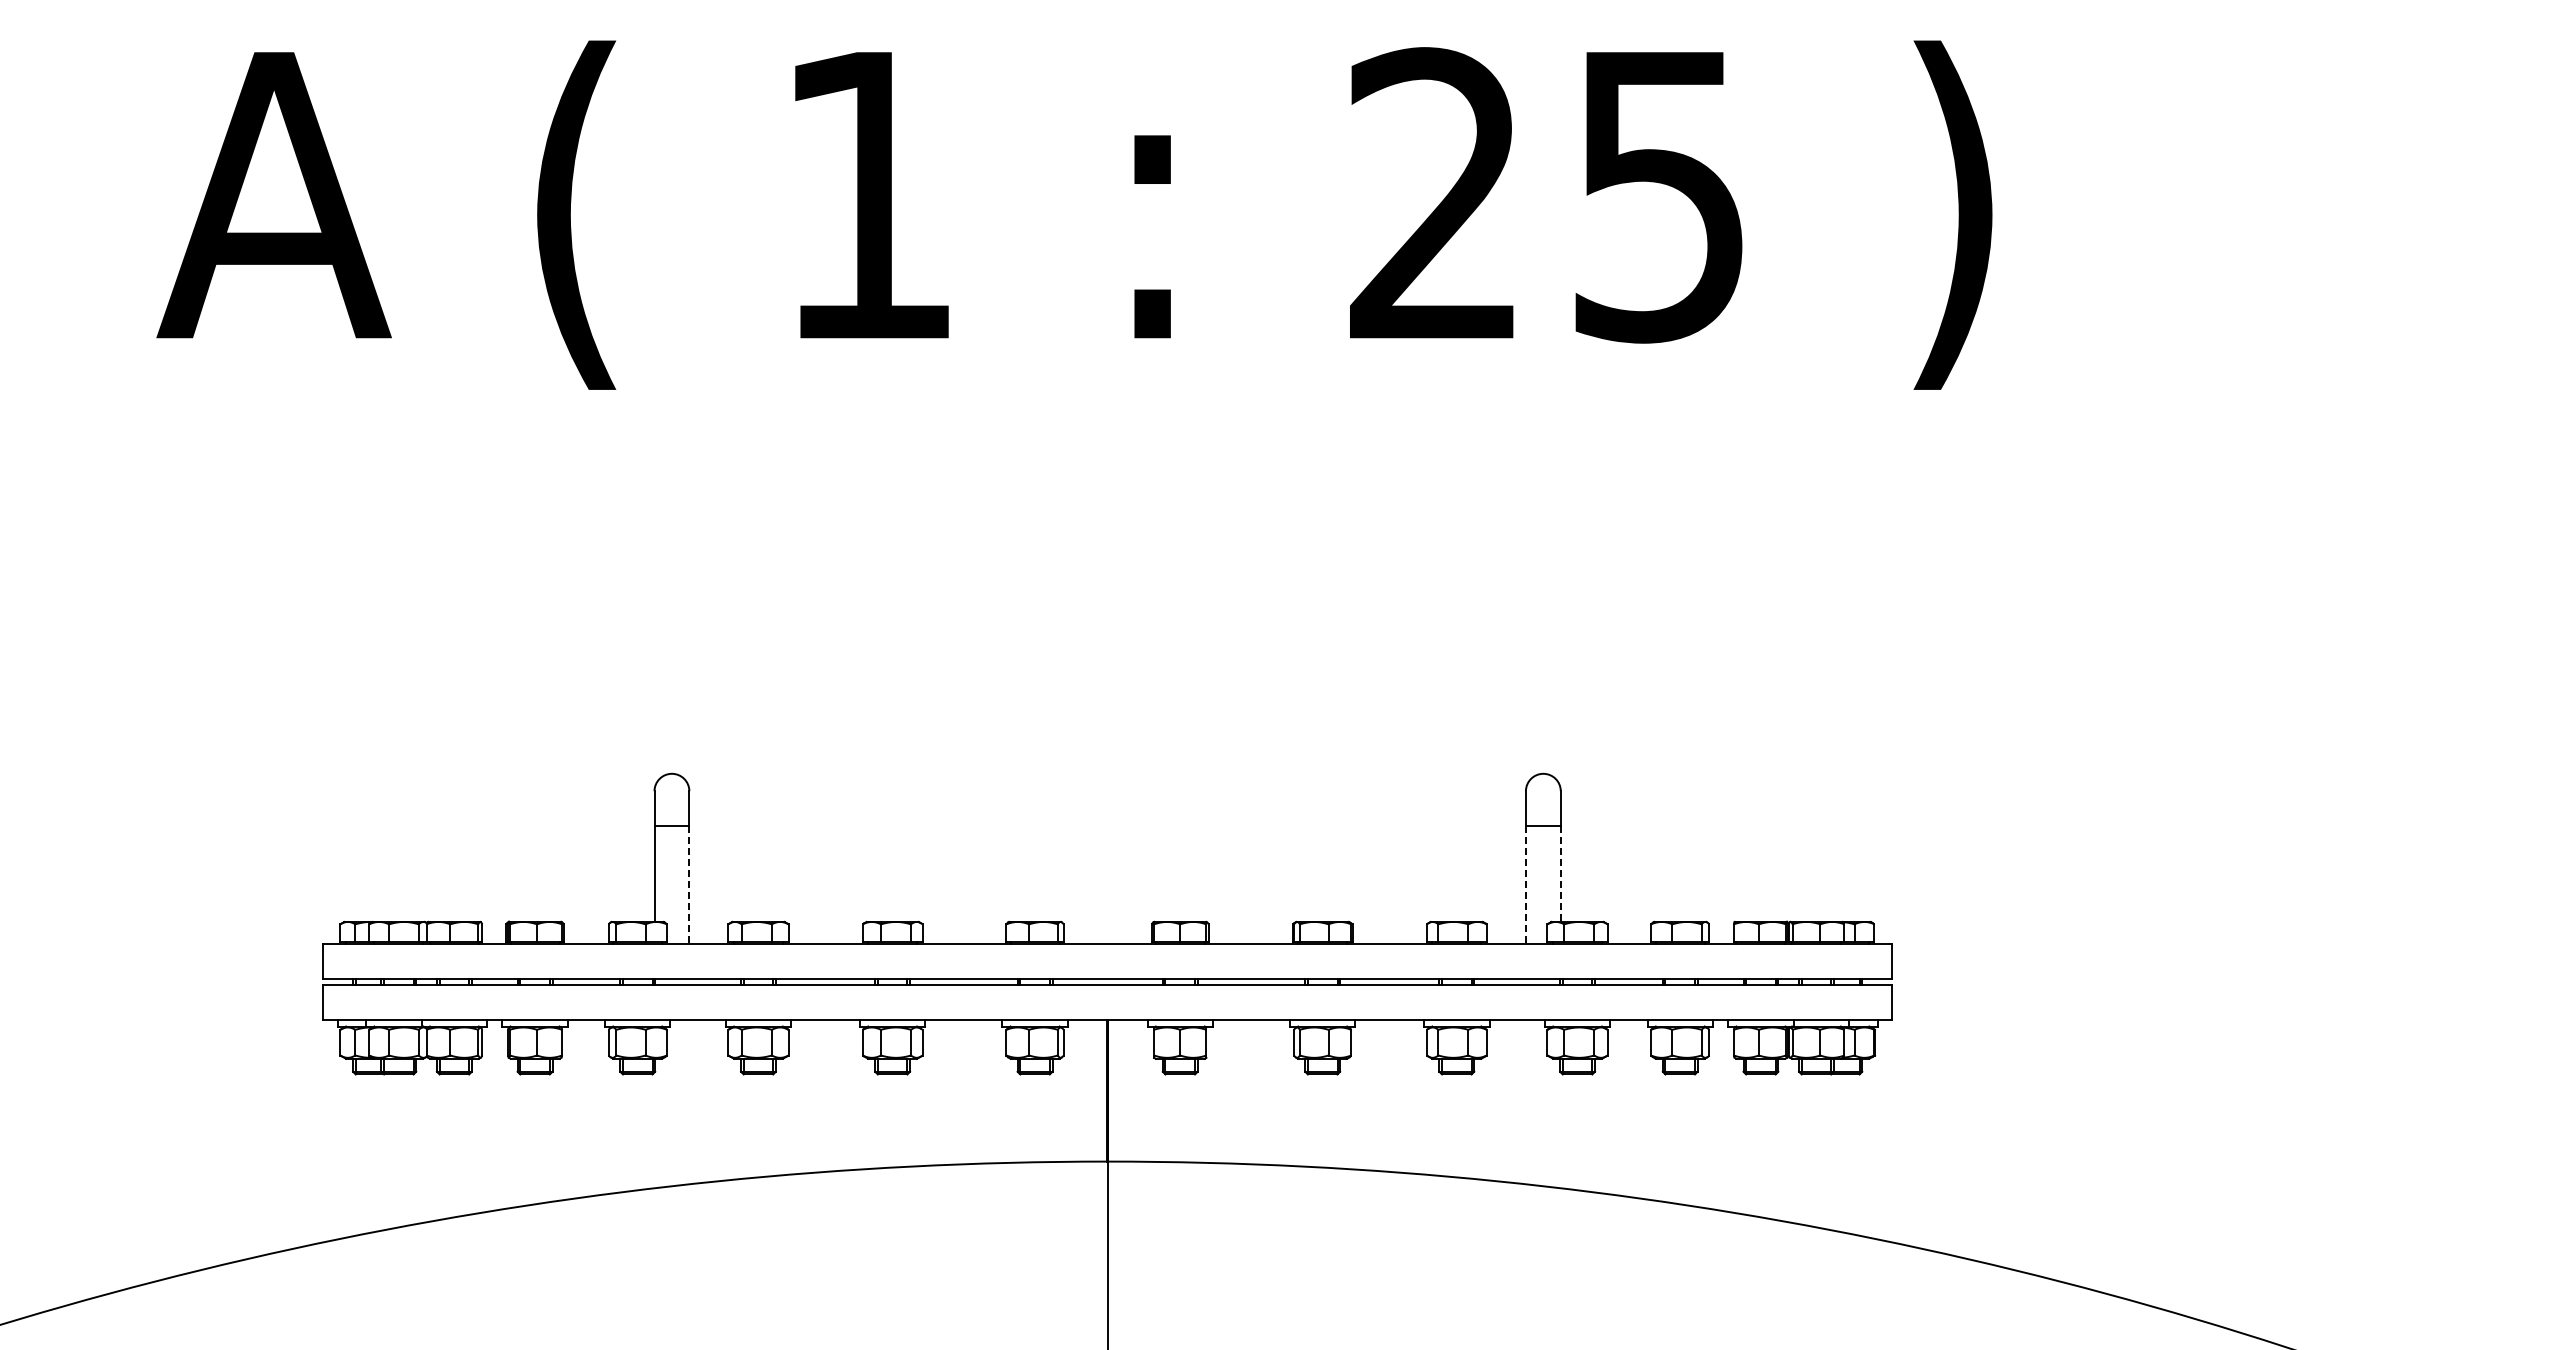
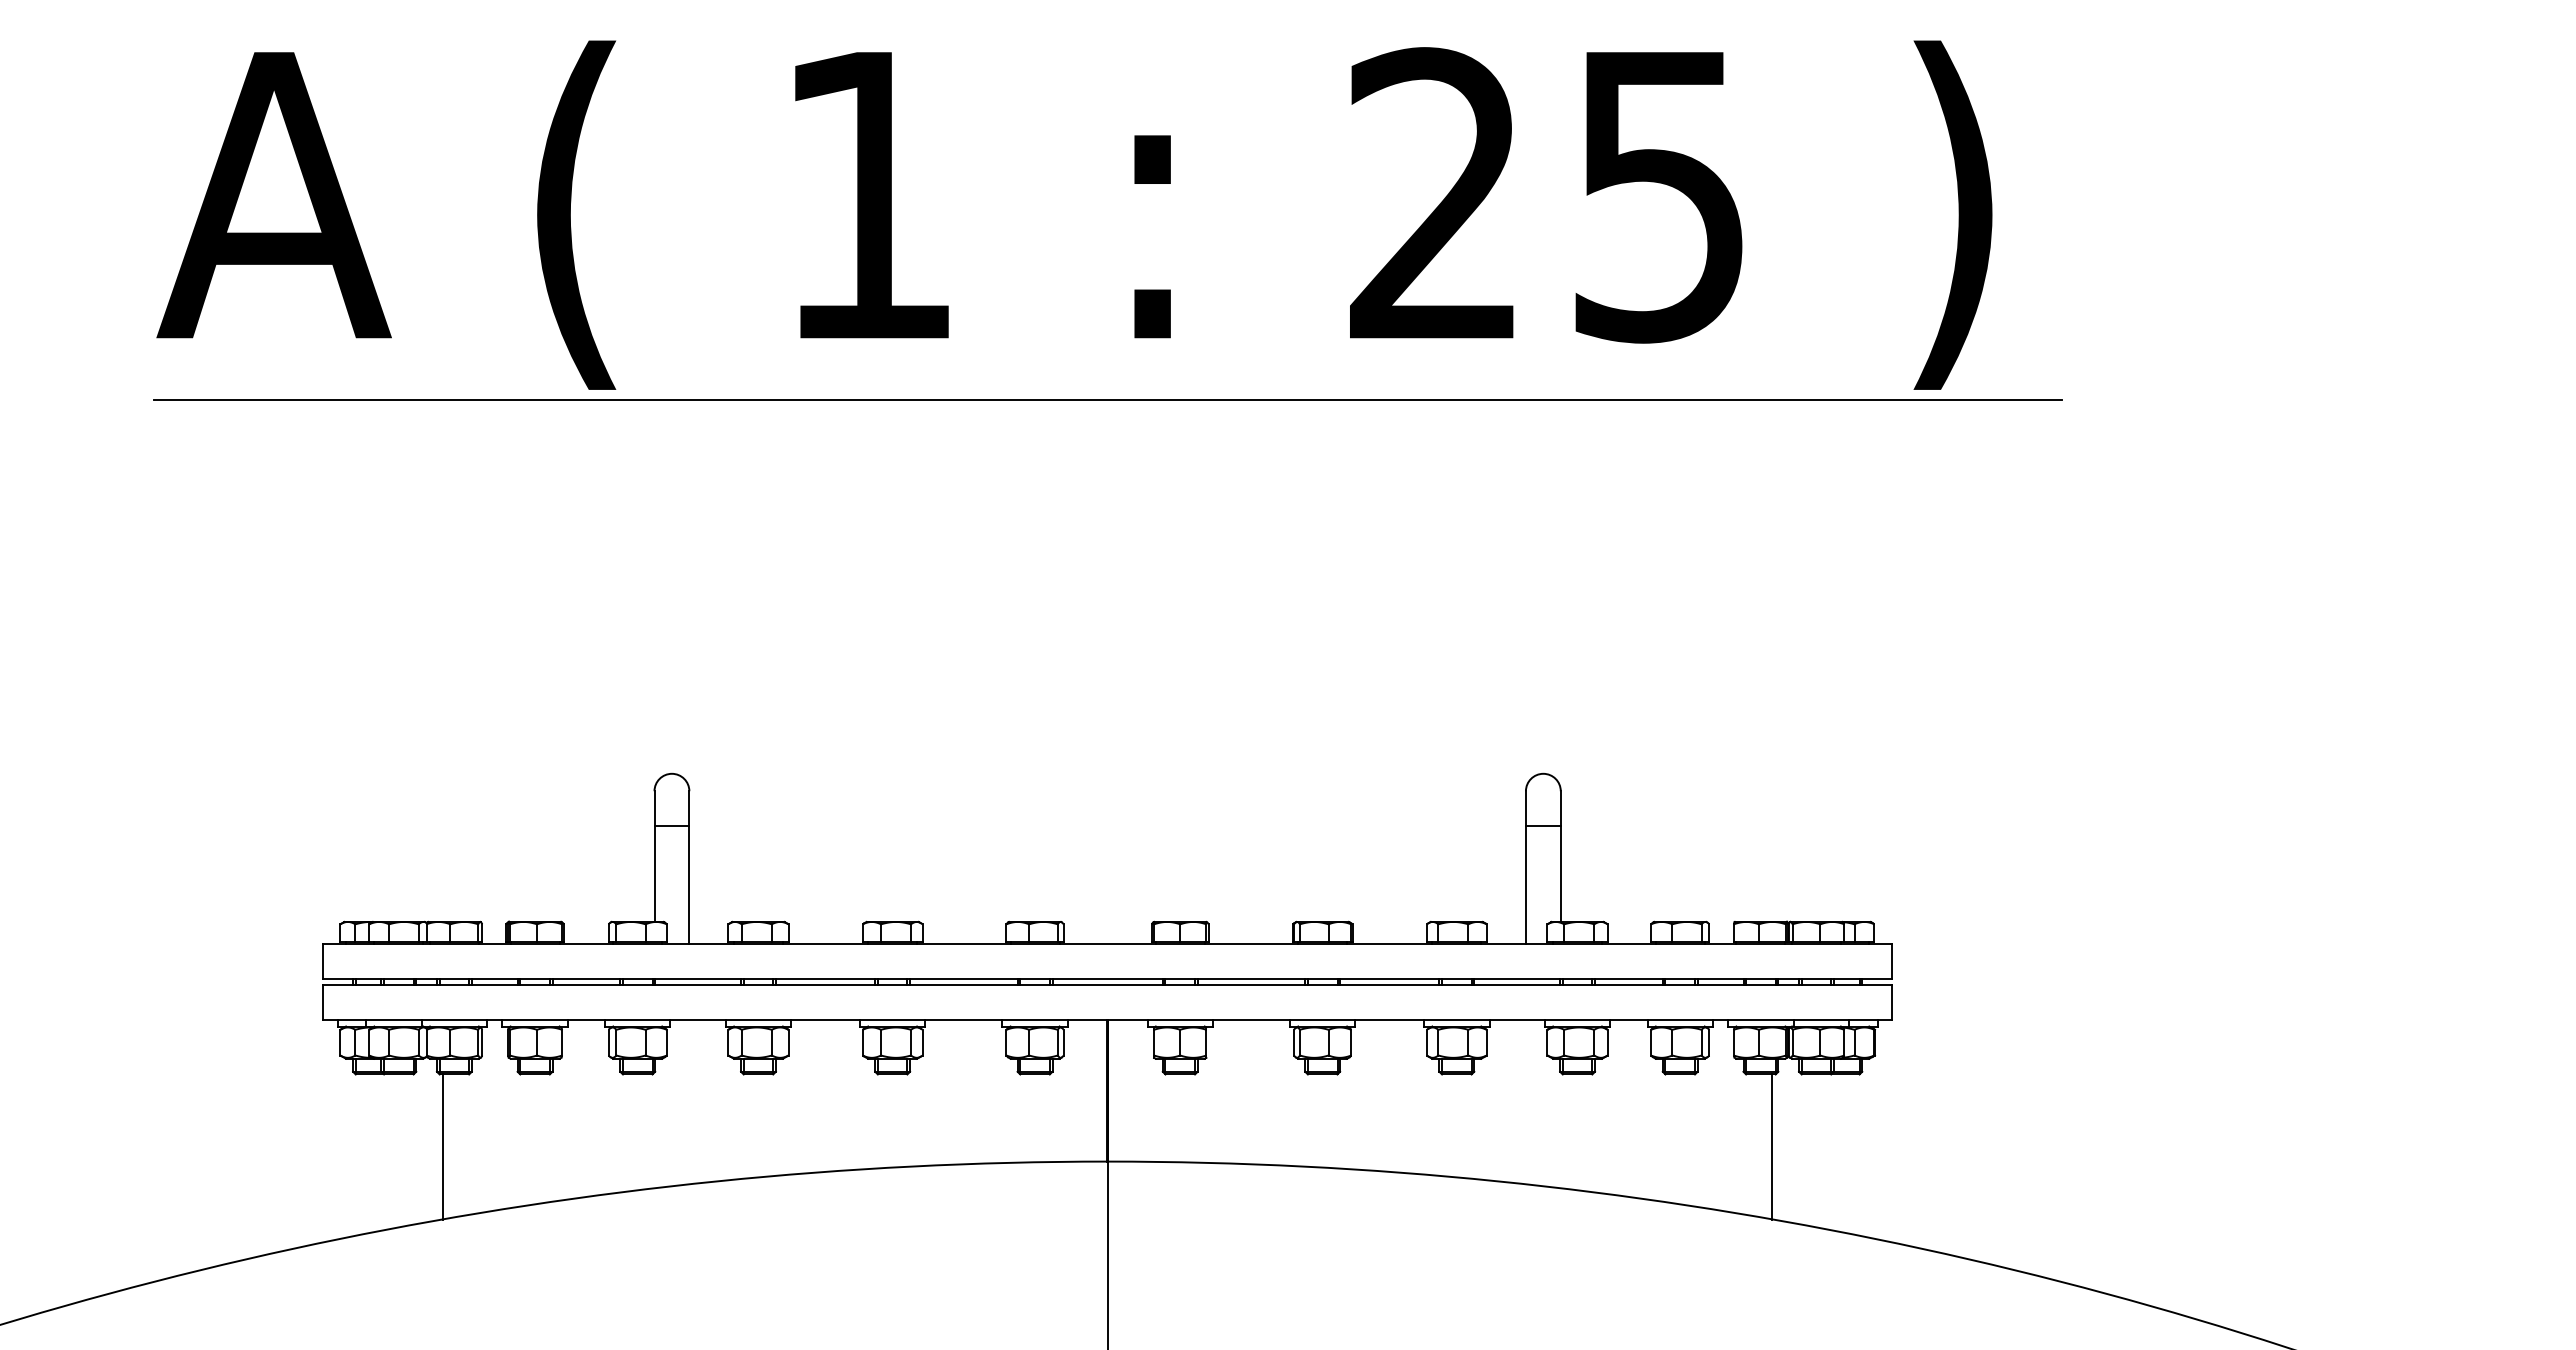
line: none -> present (1107, 400)
line: dashed -> solid (1560, 874)
line: dashed -> solid (689, 884)
line: dashed -> solid (1525, 884)
line: none -> present (443, 1146)
line: none -> present (1772, 1146)
